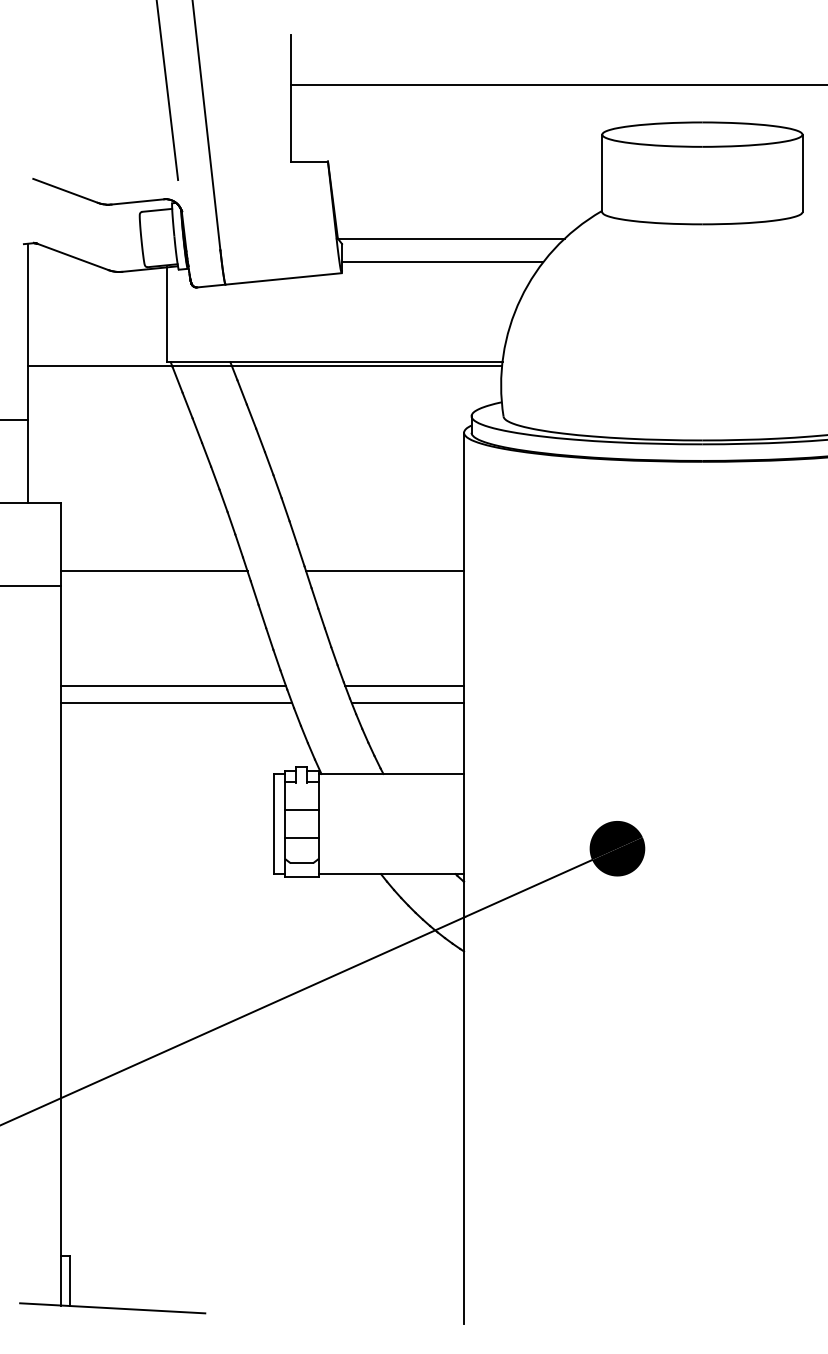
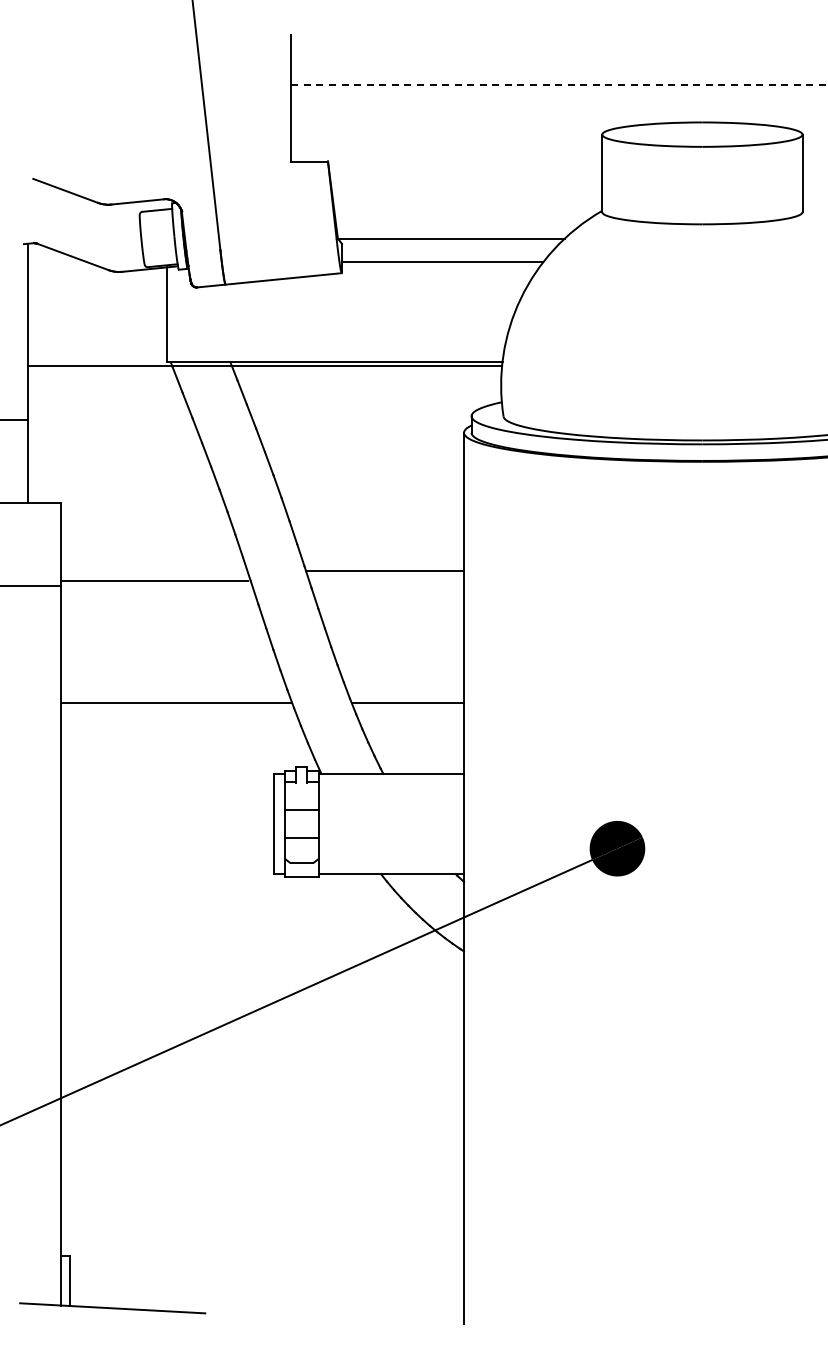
line: solid -> dashed (559, 85)
line: present -> none (167, 91)
line position: (154, 571) -> (154, 581) (154, 581)
line: present -> none (173, 685)
line: present -> none (404, 685)
